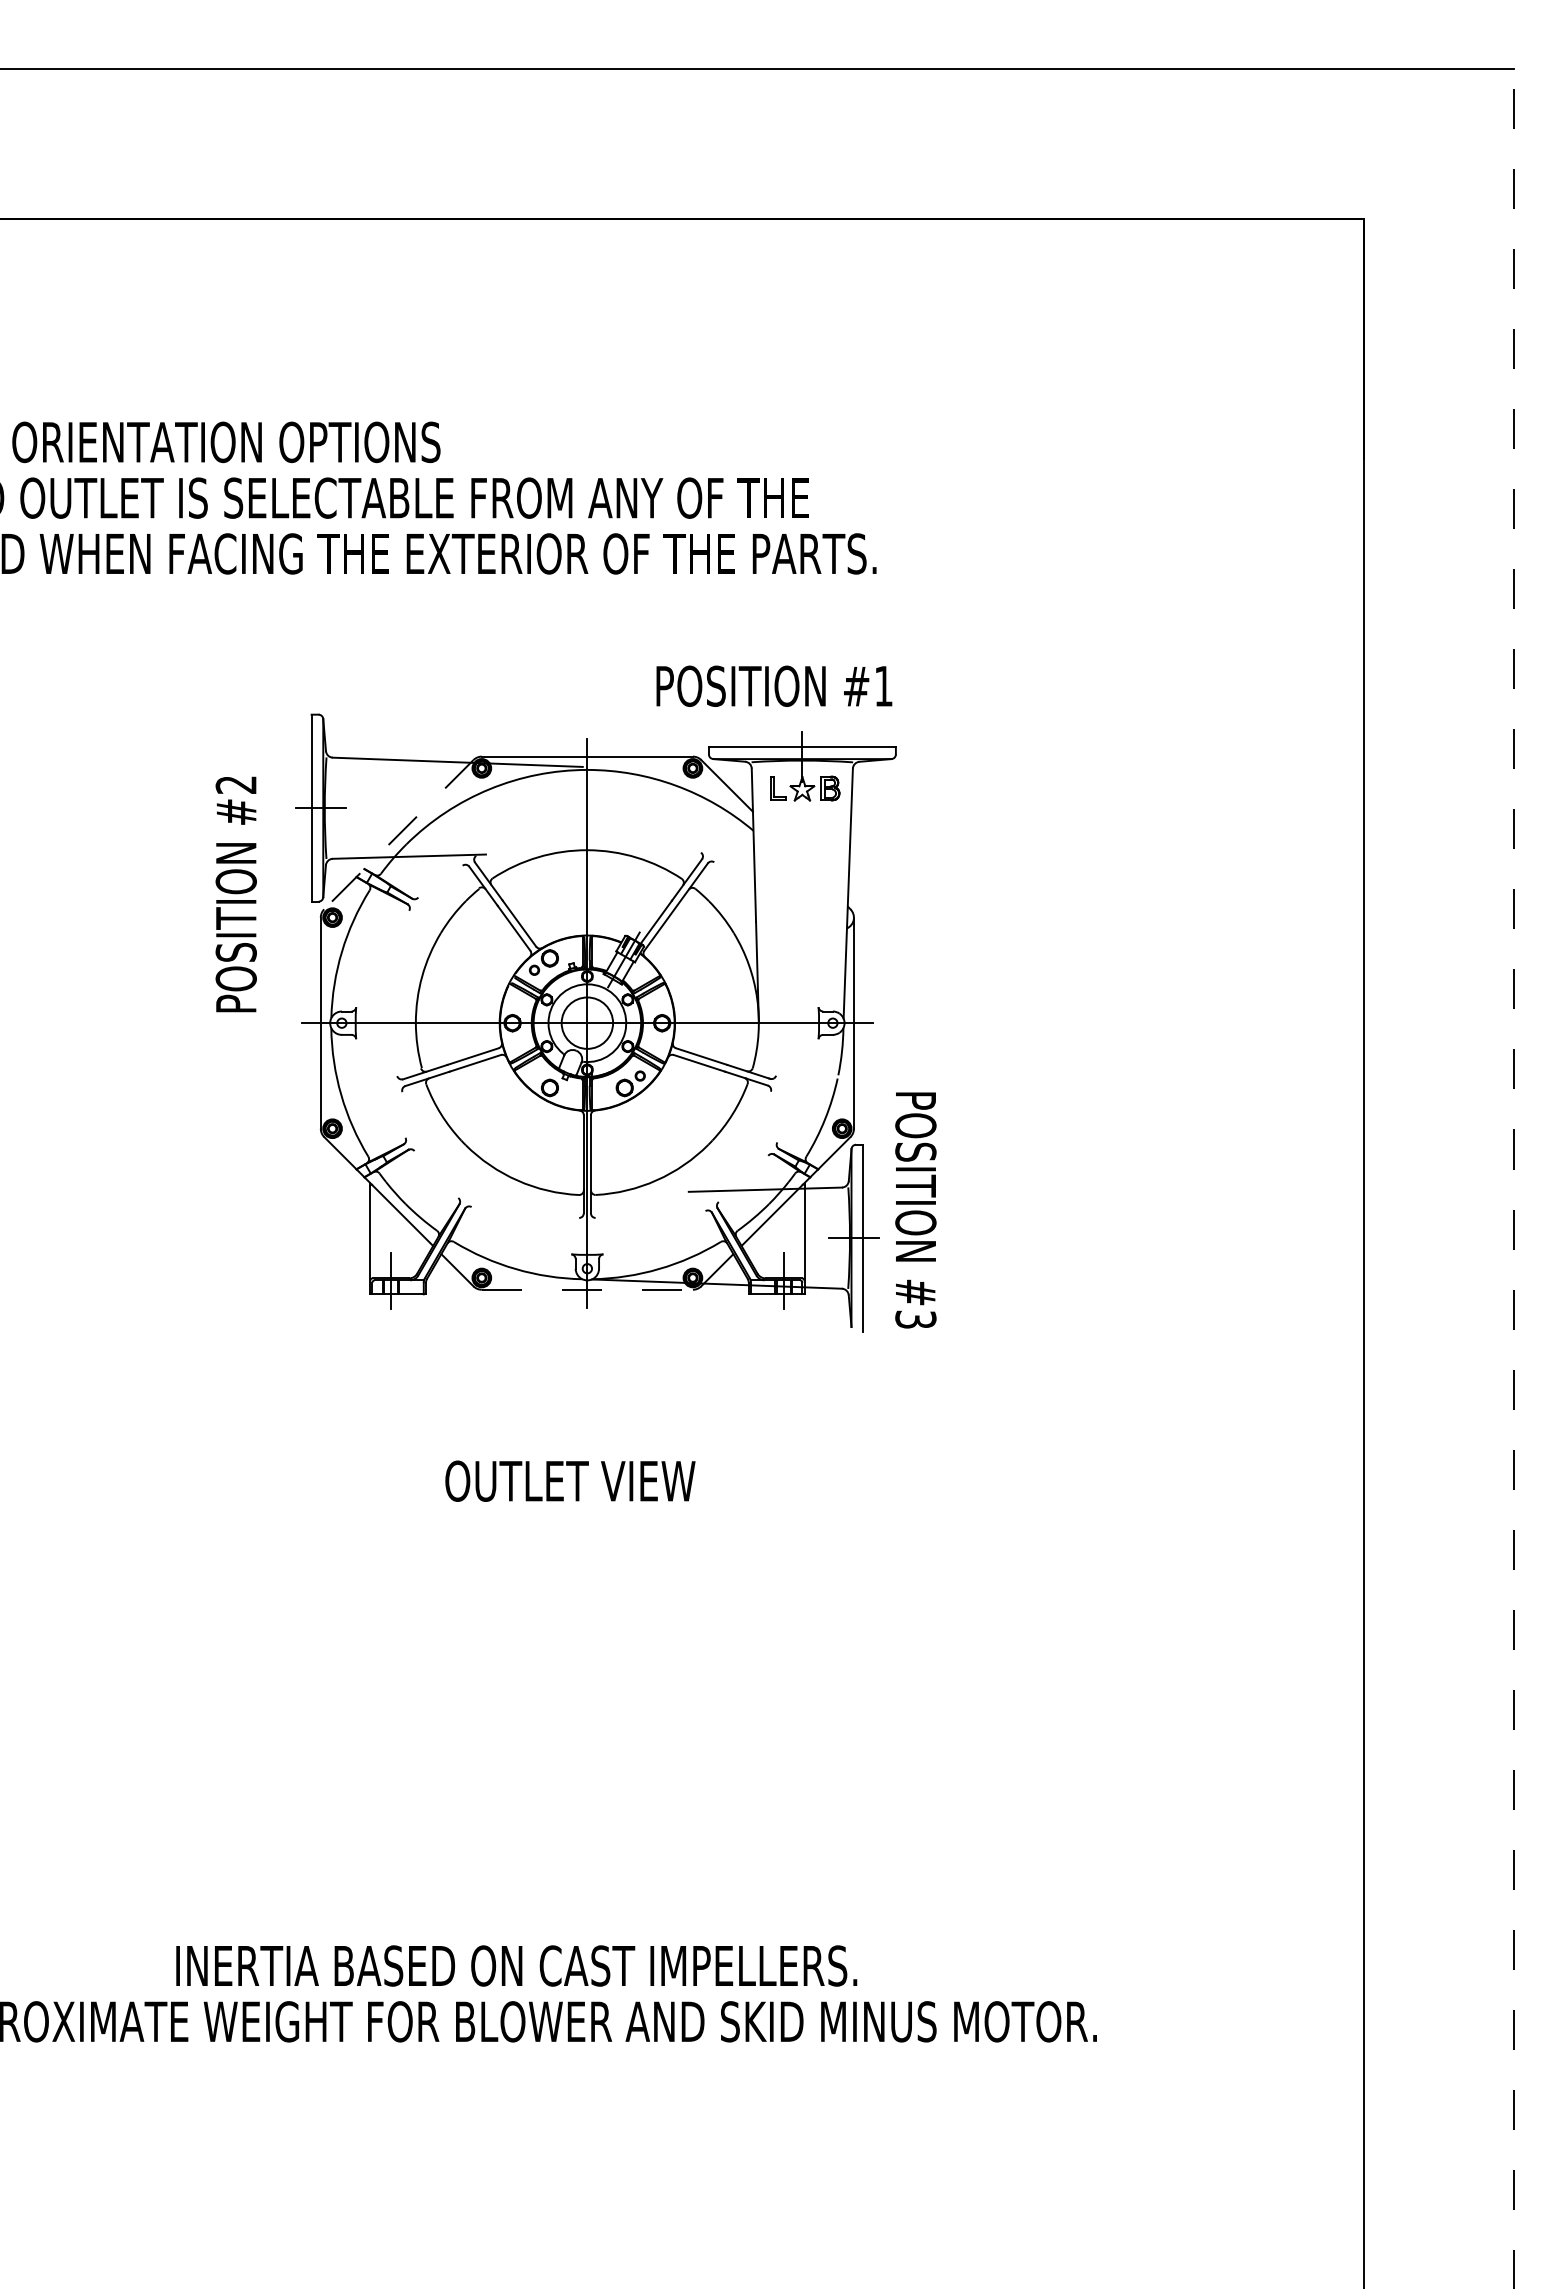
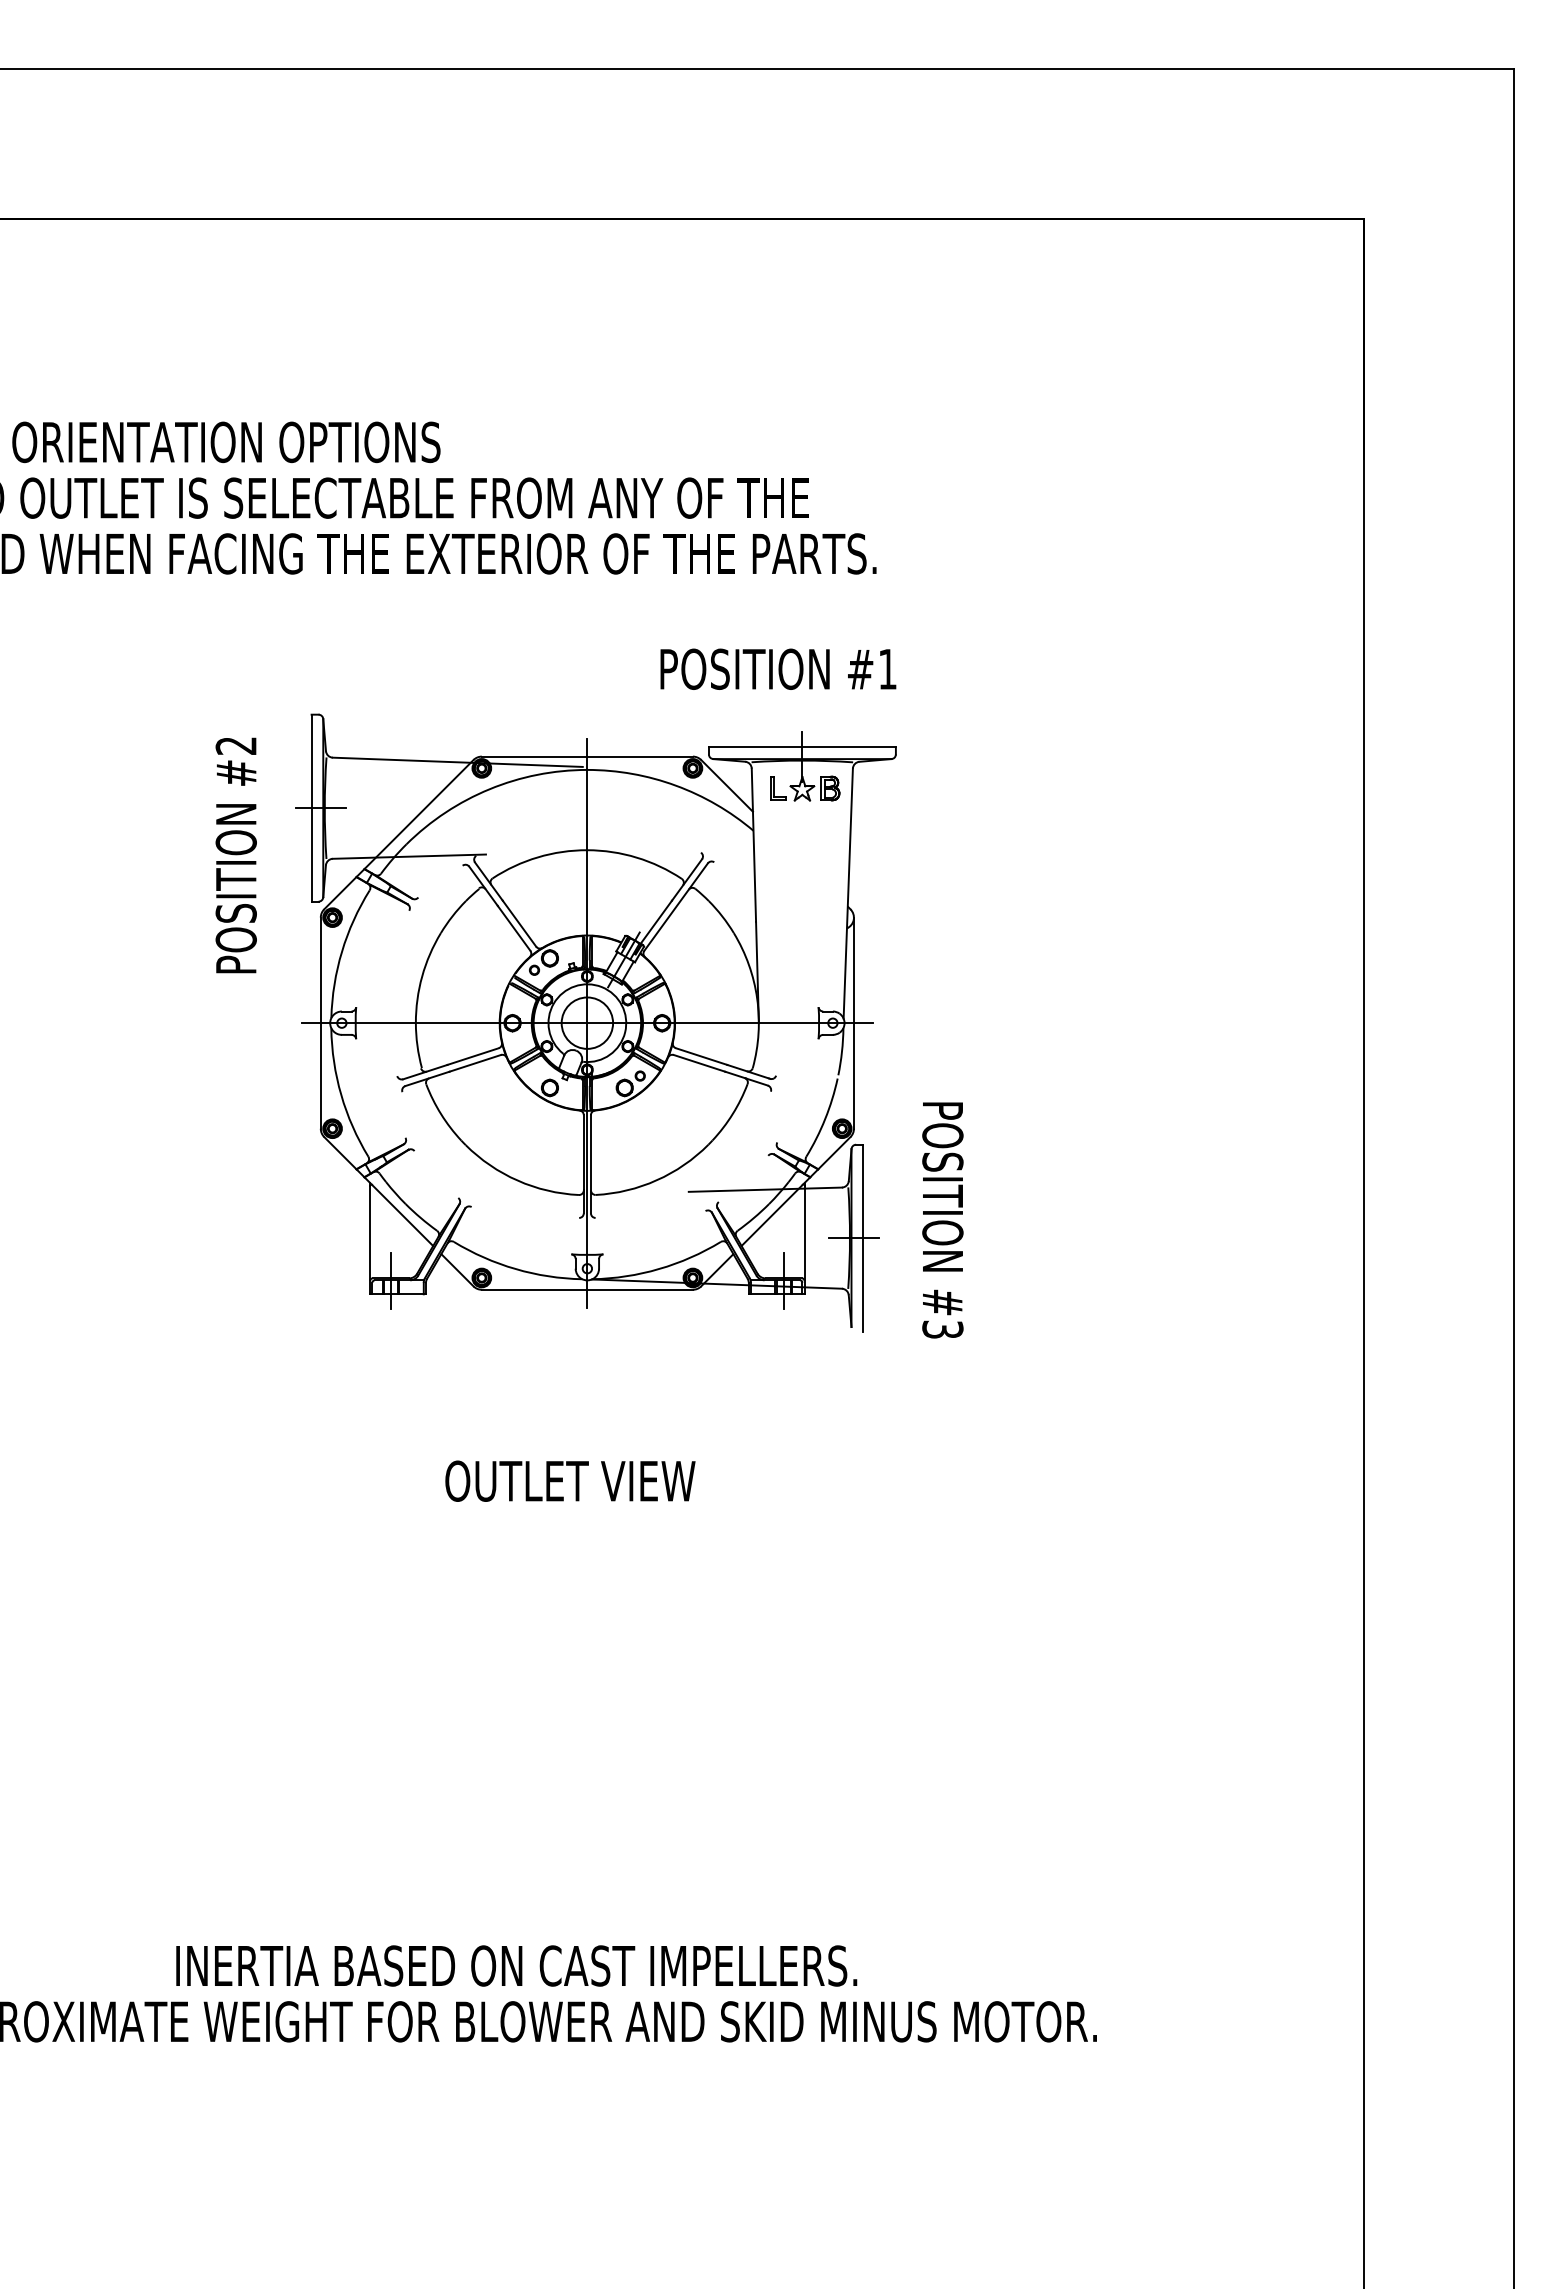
text position: (774, 685) -> (778, 668) (778, 668)
line: dashed -> solid (398, 834)
text position: (235, 894) -> (235, 855) (235, 855)
line: dashed -> solid (1514, 1178)
text position: (915, 1210) -> (942, 1220) (942, 1220)
line: dashed -> solid (587, 1289)
